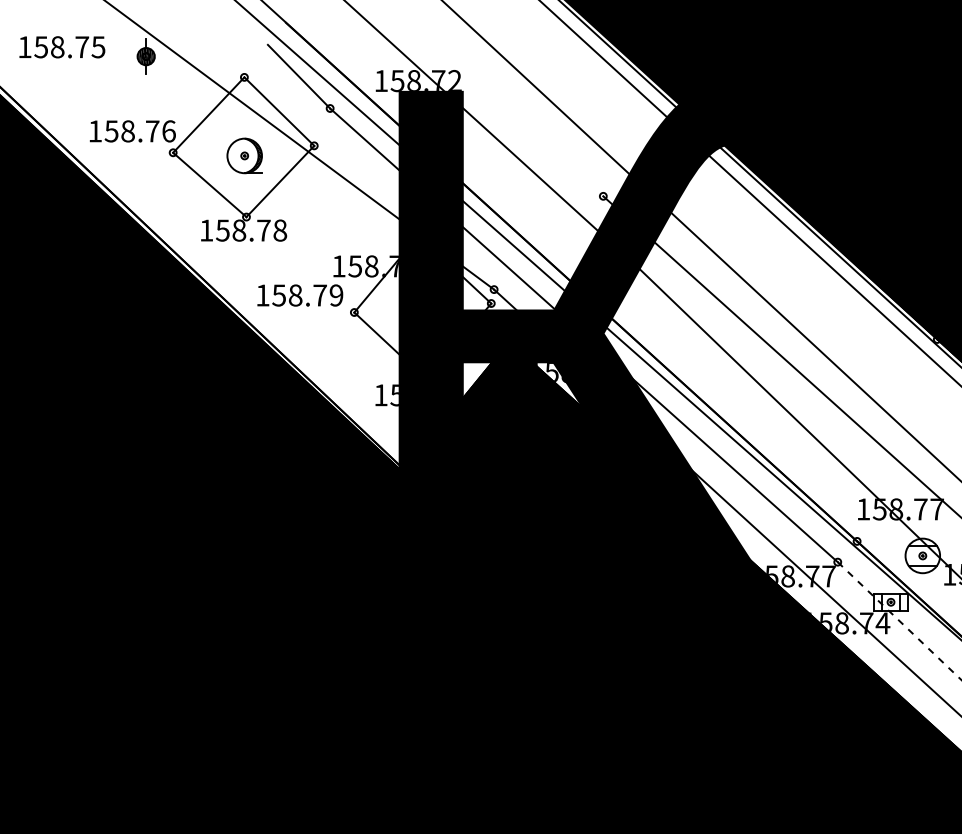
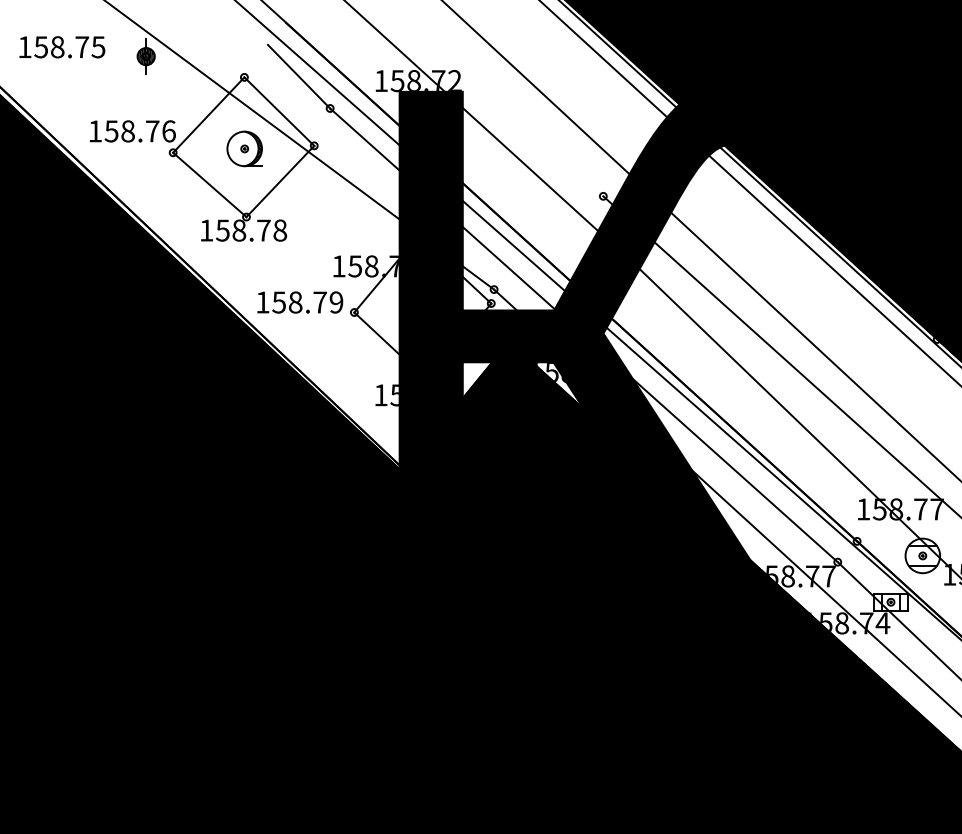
part position: (244, 155) -> (244, 148) (244, 148)
text position: (300, 295) -> (300, 302) (300, 302)
line: dashed -> solid (900, 621)
